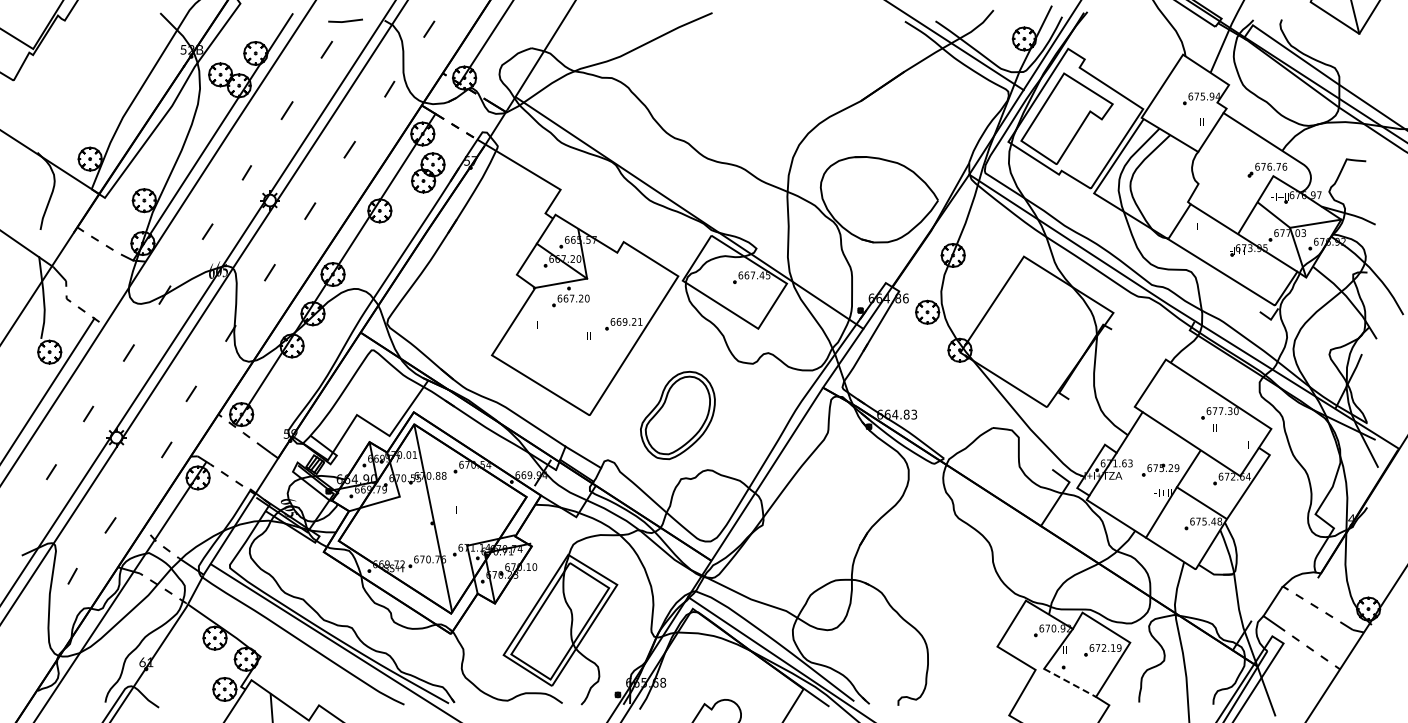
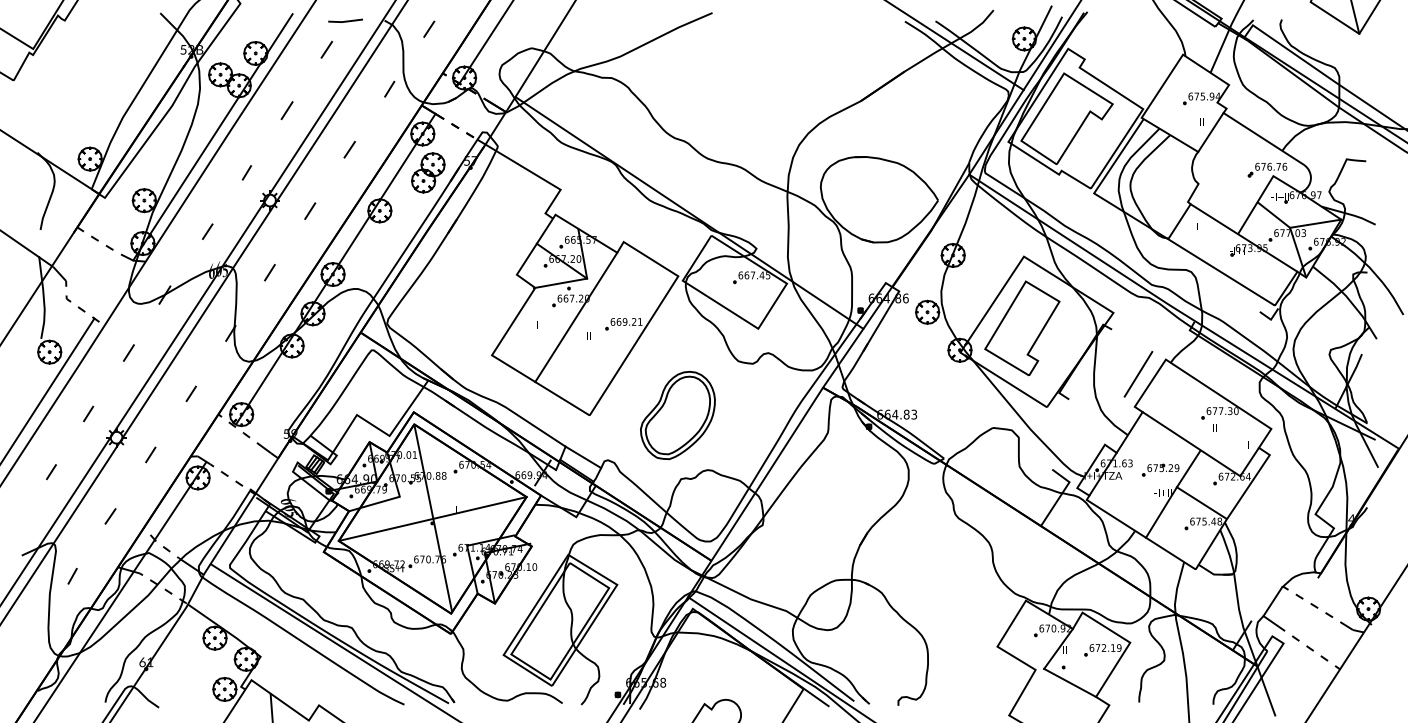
line: none -> present (576, 317)
part: none -> present (1022, 328)
line: none -> present (1138, 373)
line position: (166, 449) -> (150, 454) (150, 454)
line: none -> present (432, 518)
line position: (110, 525) -> (110, 516) (110, 516)
line: dashed -> solid (1070, 682)
